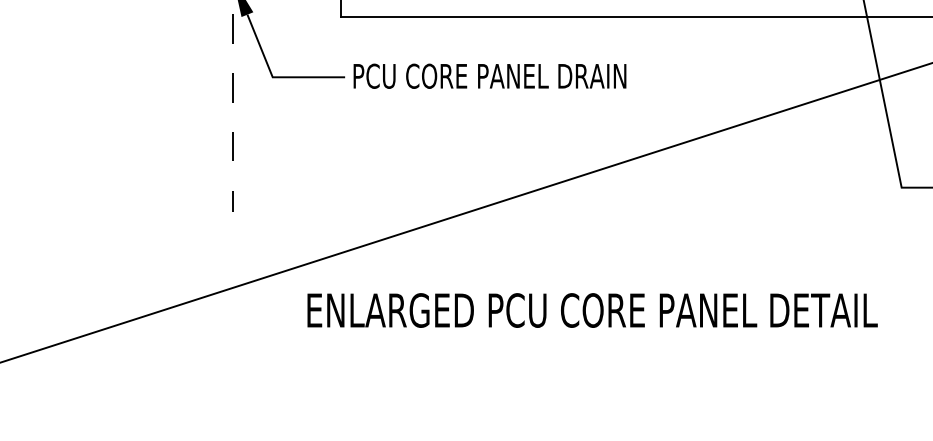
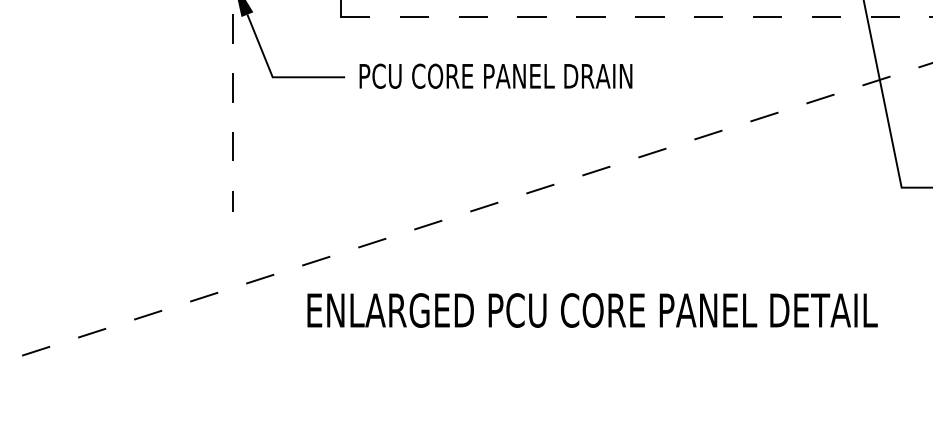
line: solid -> dashed (636, 16)
text position: (489, 75) -> (495, 75) (495, 75)
line: solid -> dashed (466, 212)
